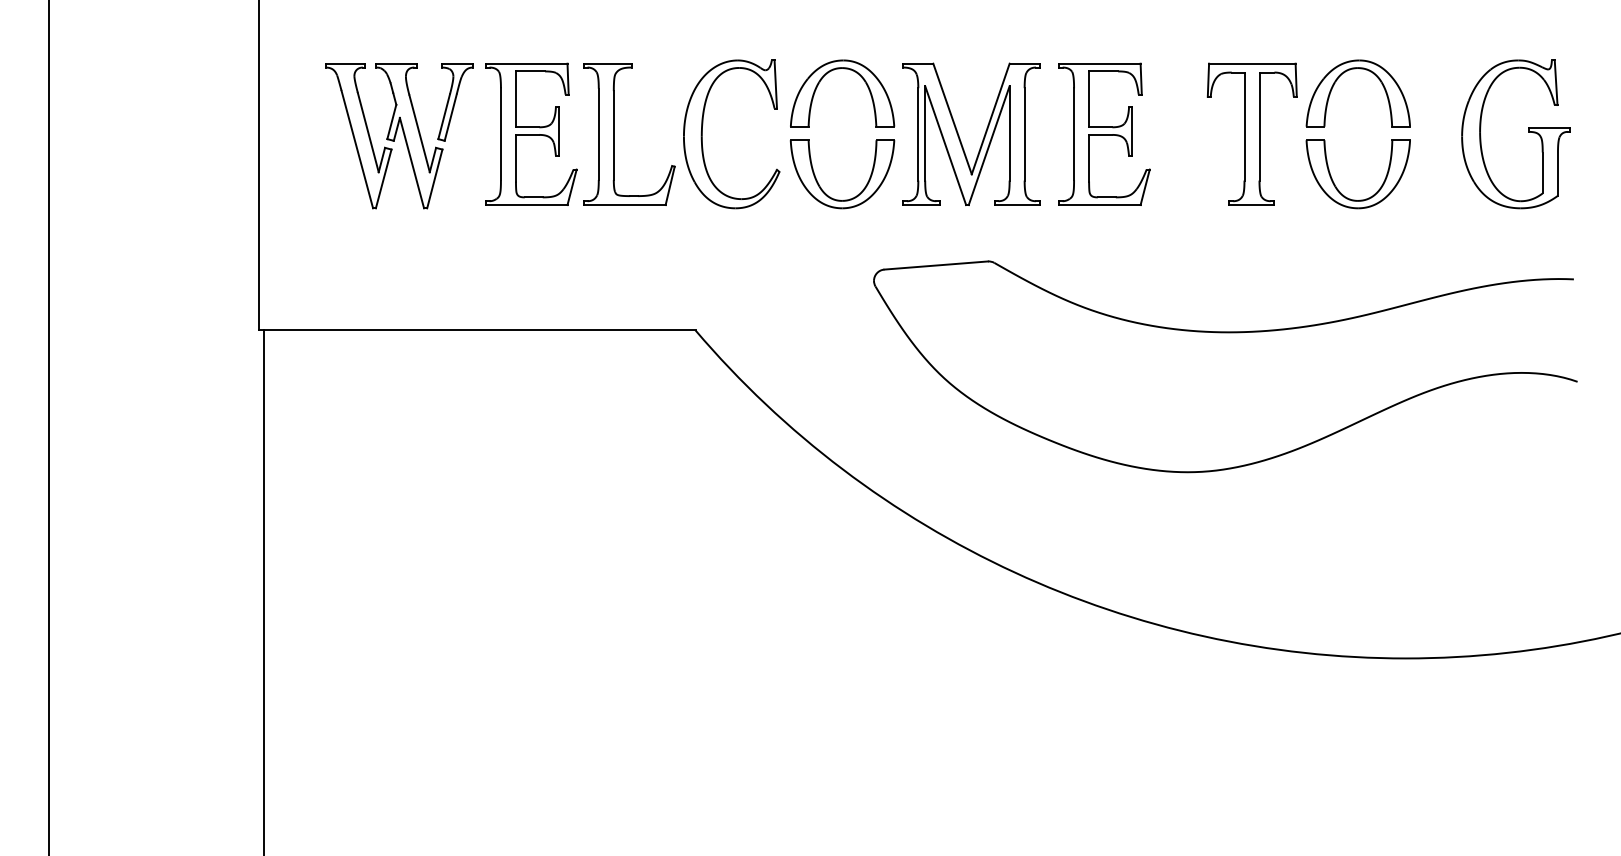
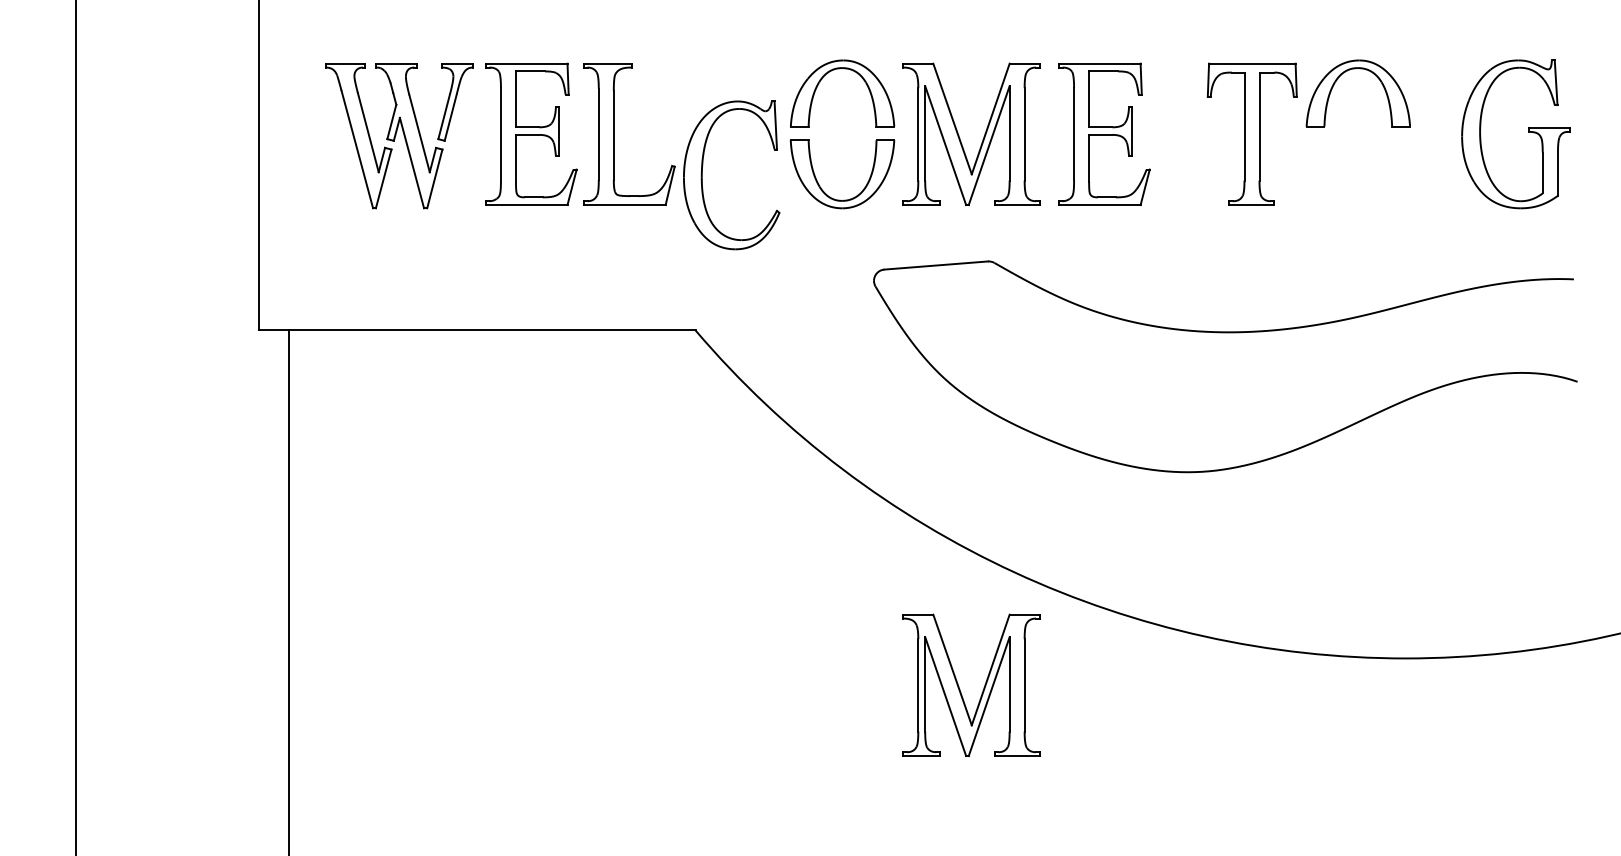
part position: (702, 134) -> (702, 175) (702, 175)
part: present -> none (1340, 191)
line position: (48, 427) -> (75, 427) (75, 427)
line position: (263, 591) -> (288, 591) (288, 591)
part: none -> present (960, 689)
